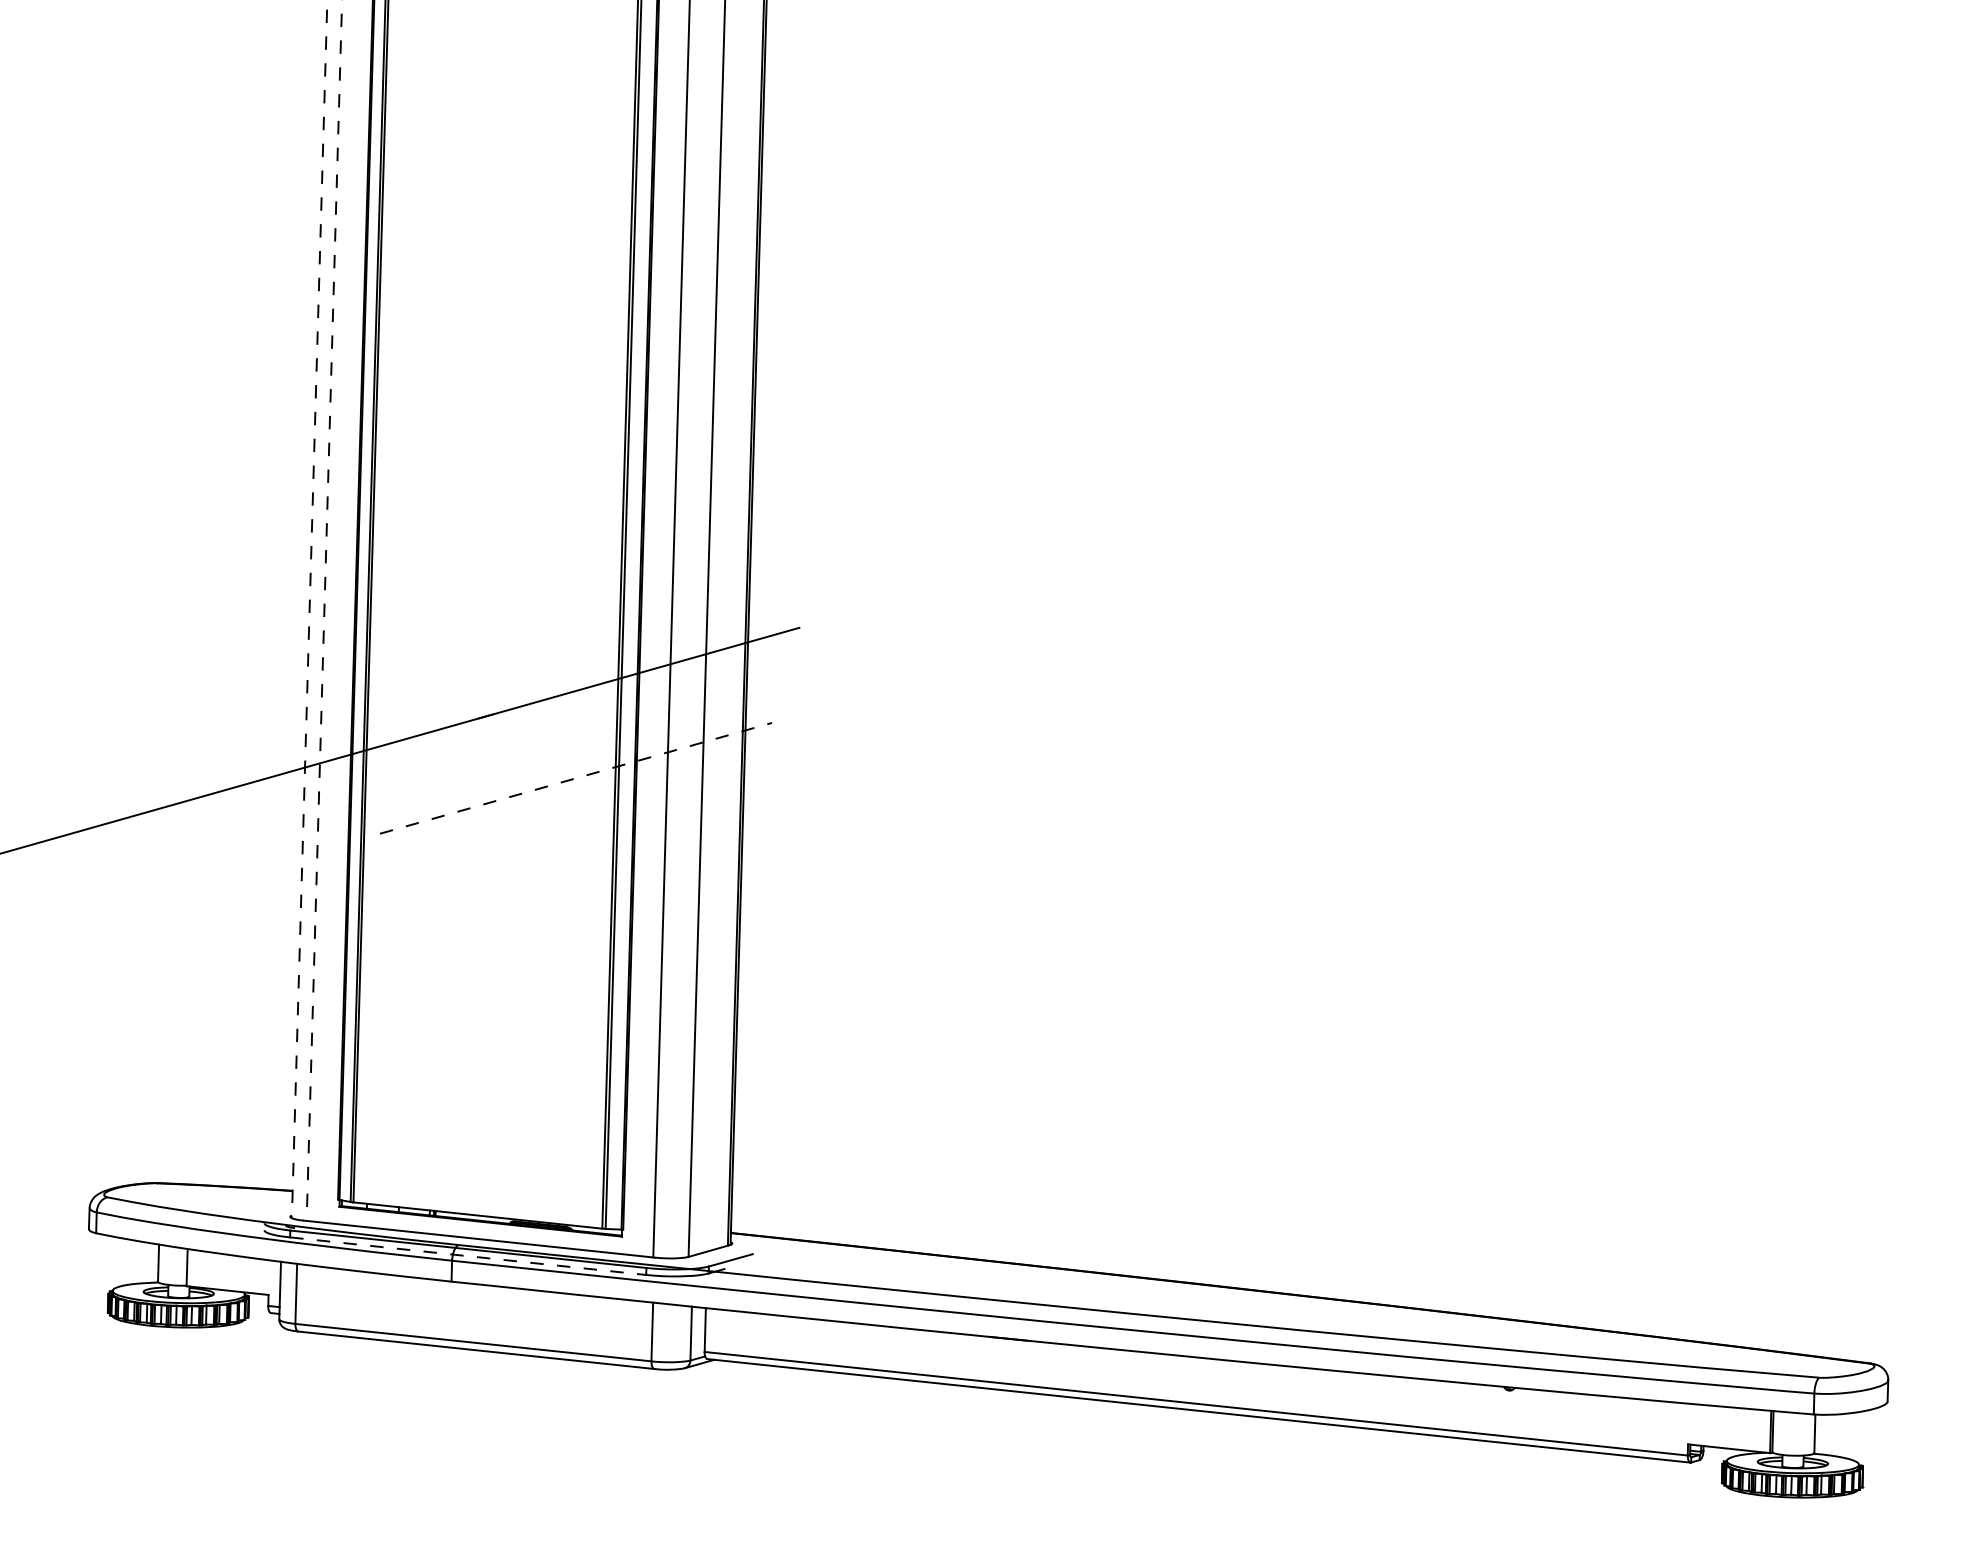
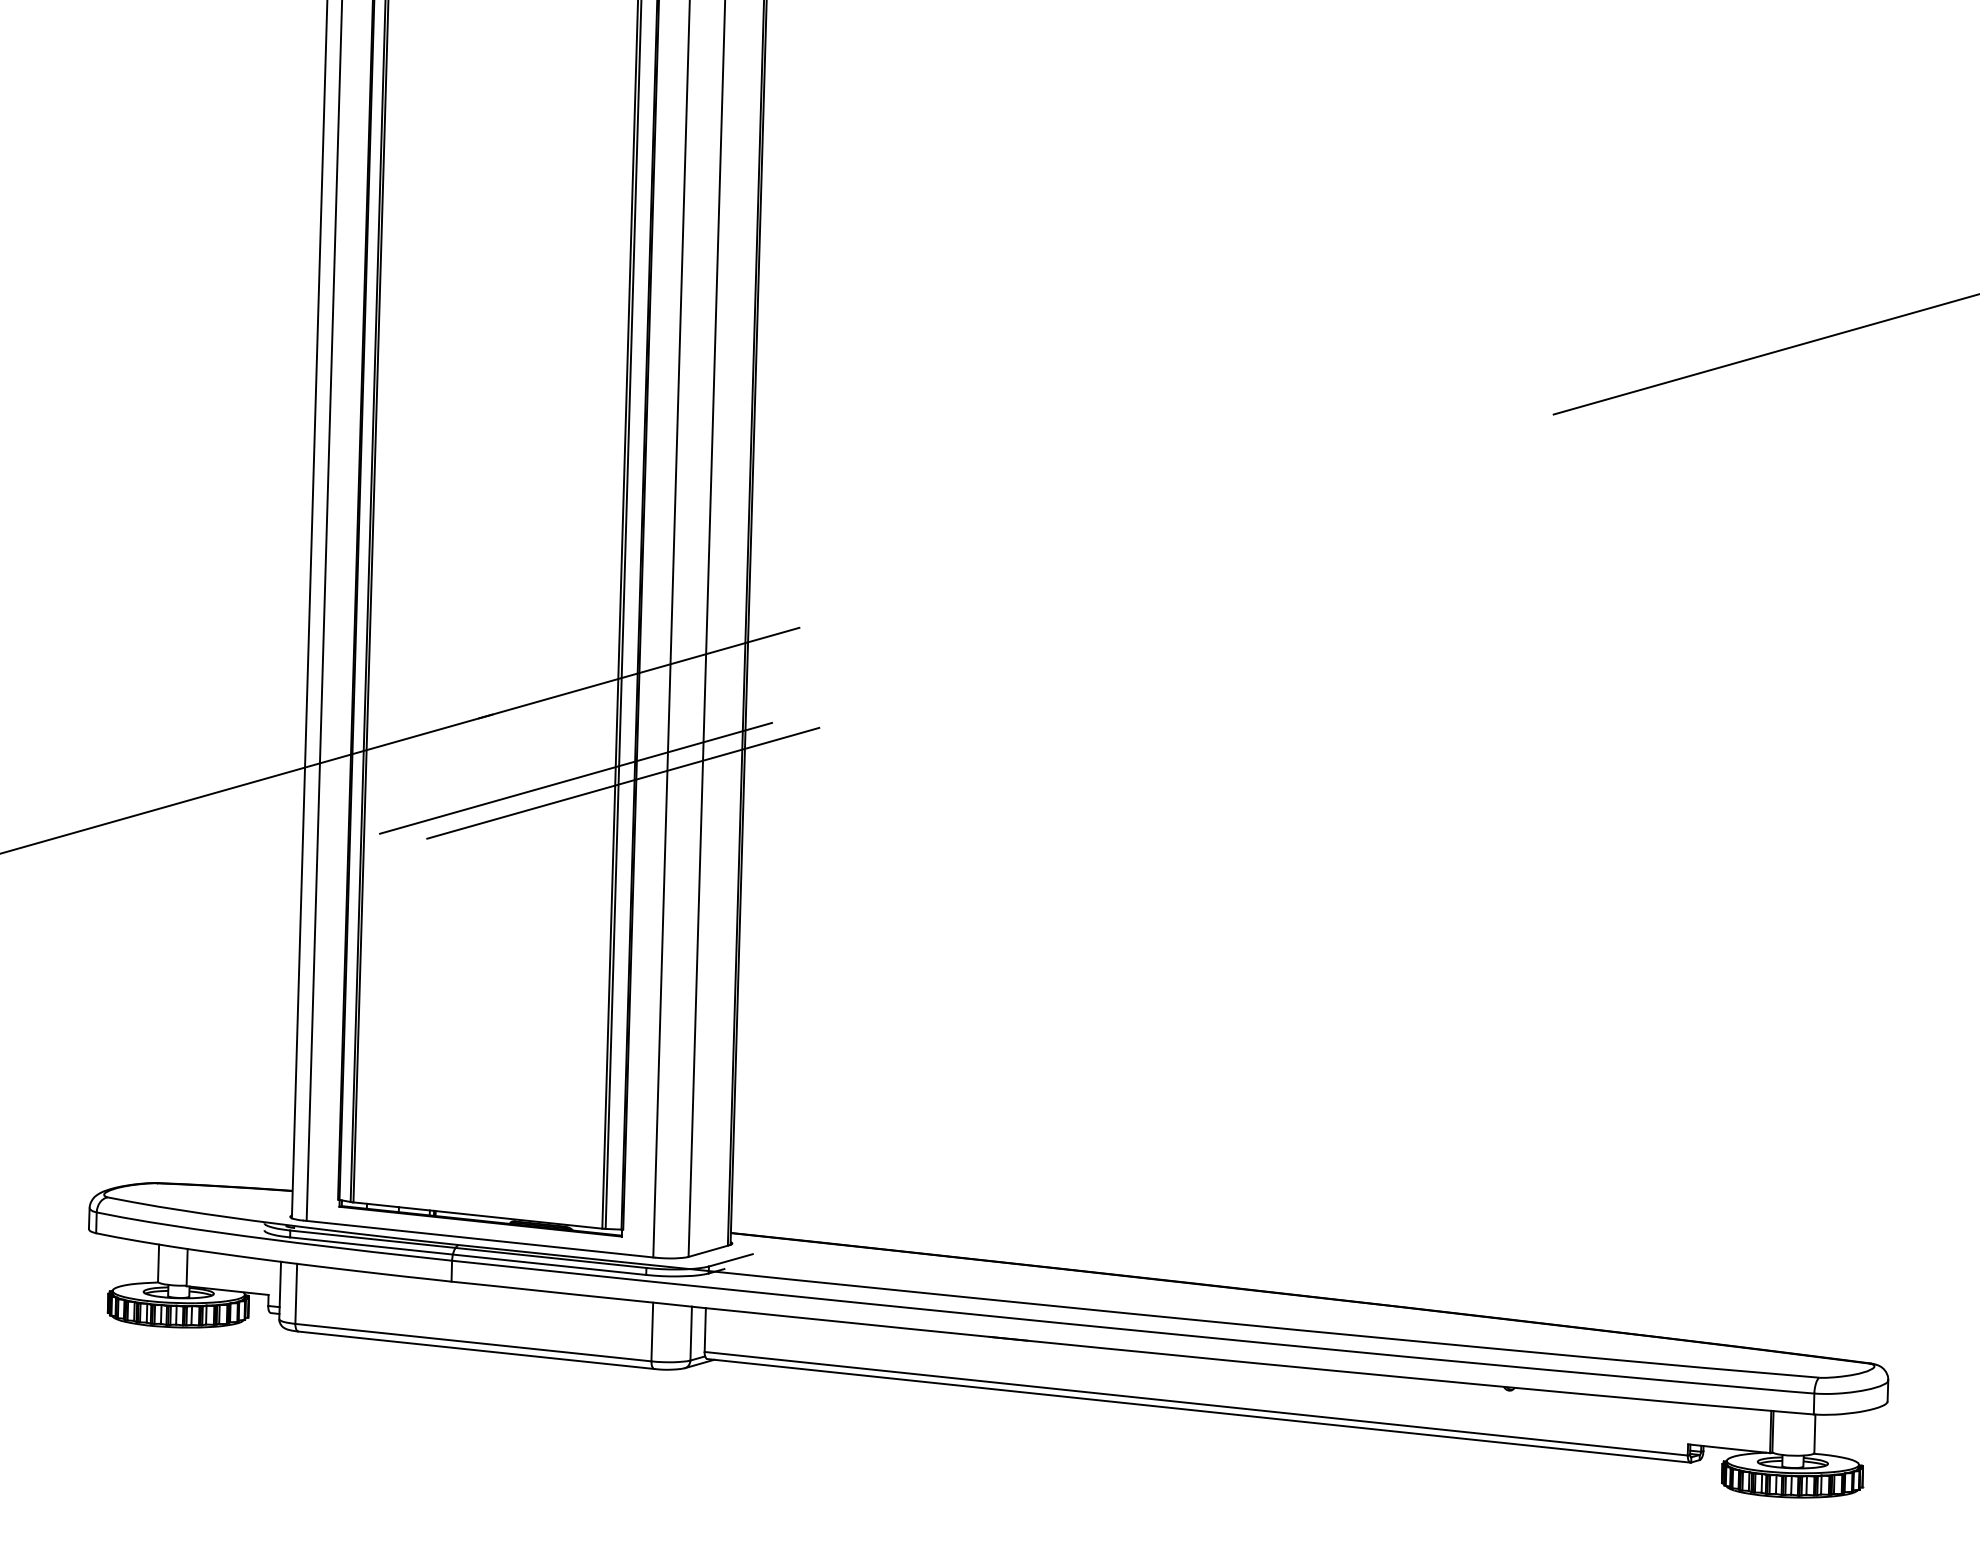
line: none -> present (1764, 354)
line: dashed -> solid (309, 609)
line: dashed -> solid (324, 611)
line: dashed -> solid (576, 778)
line: none -> present (623, 782)
line: dashed -> solid (468, 1256)
